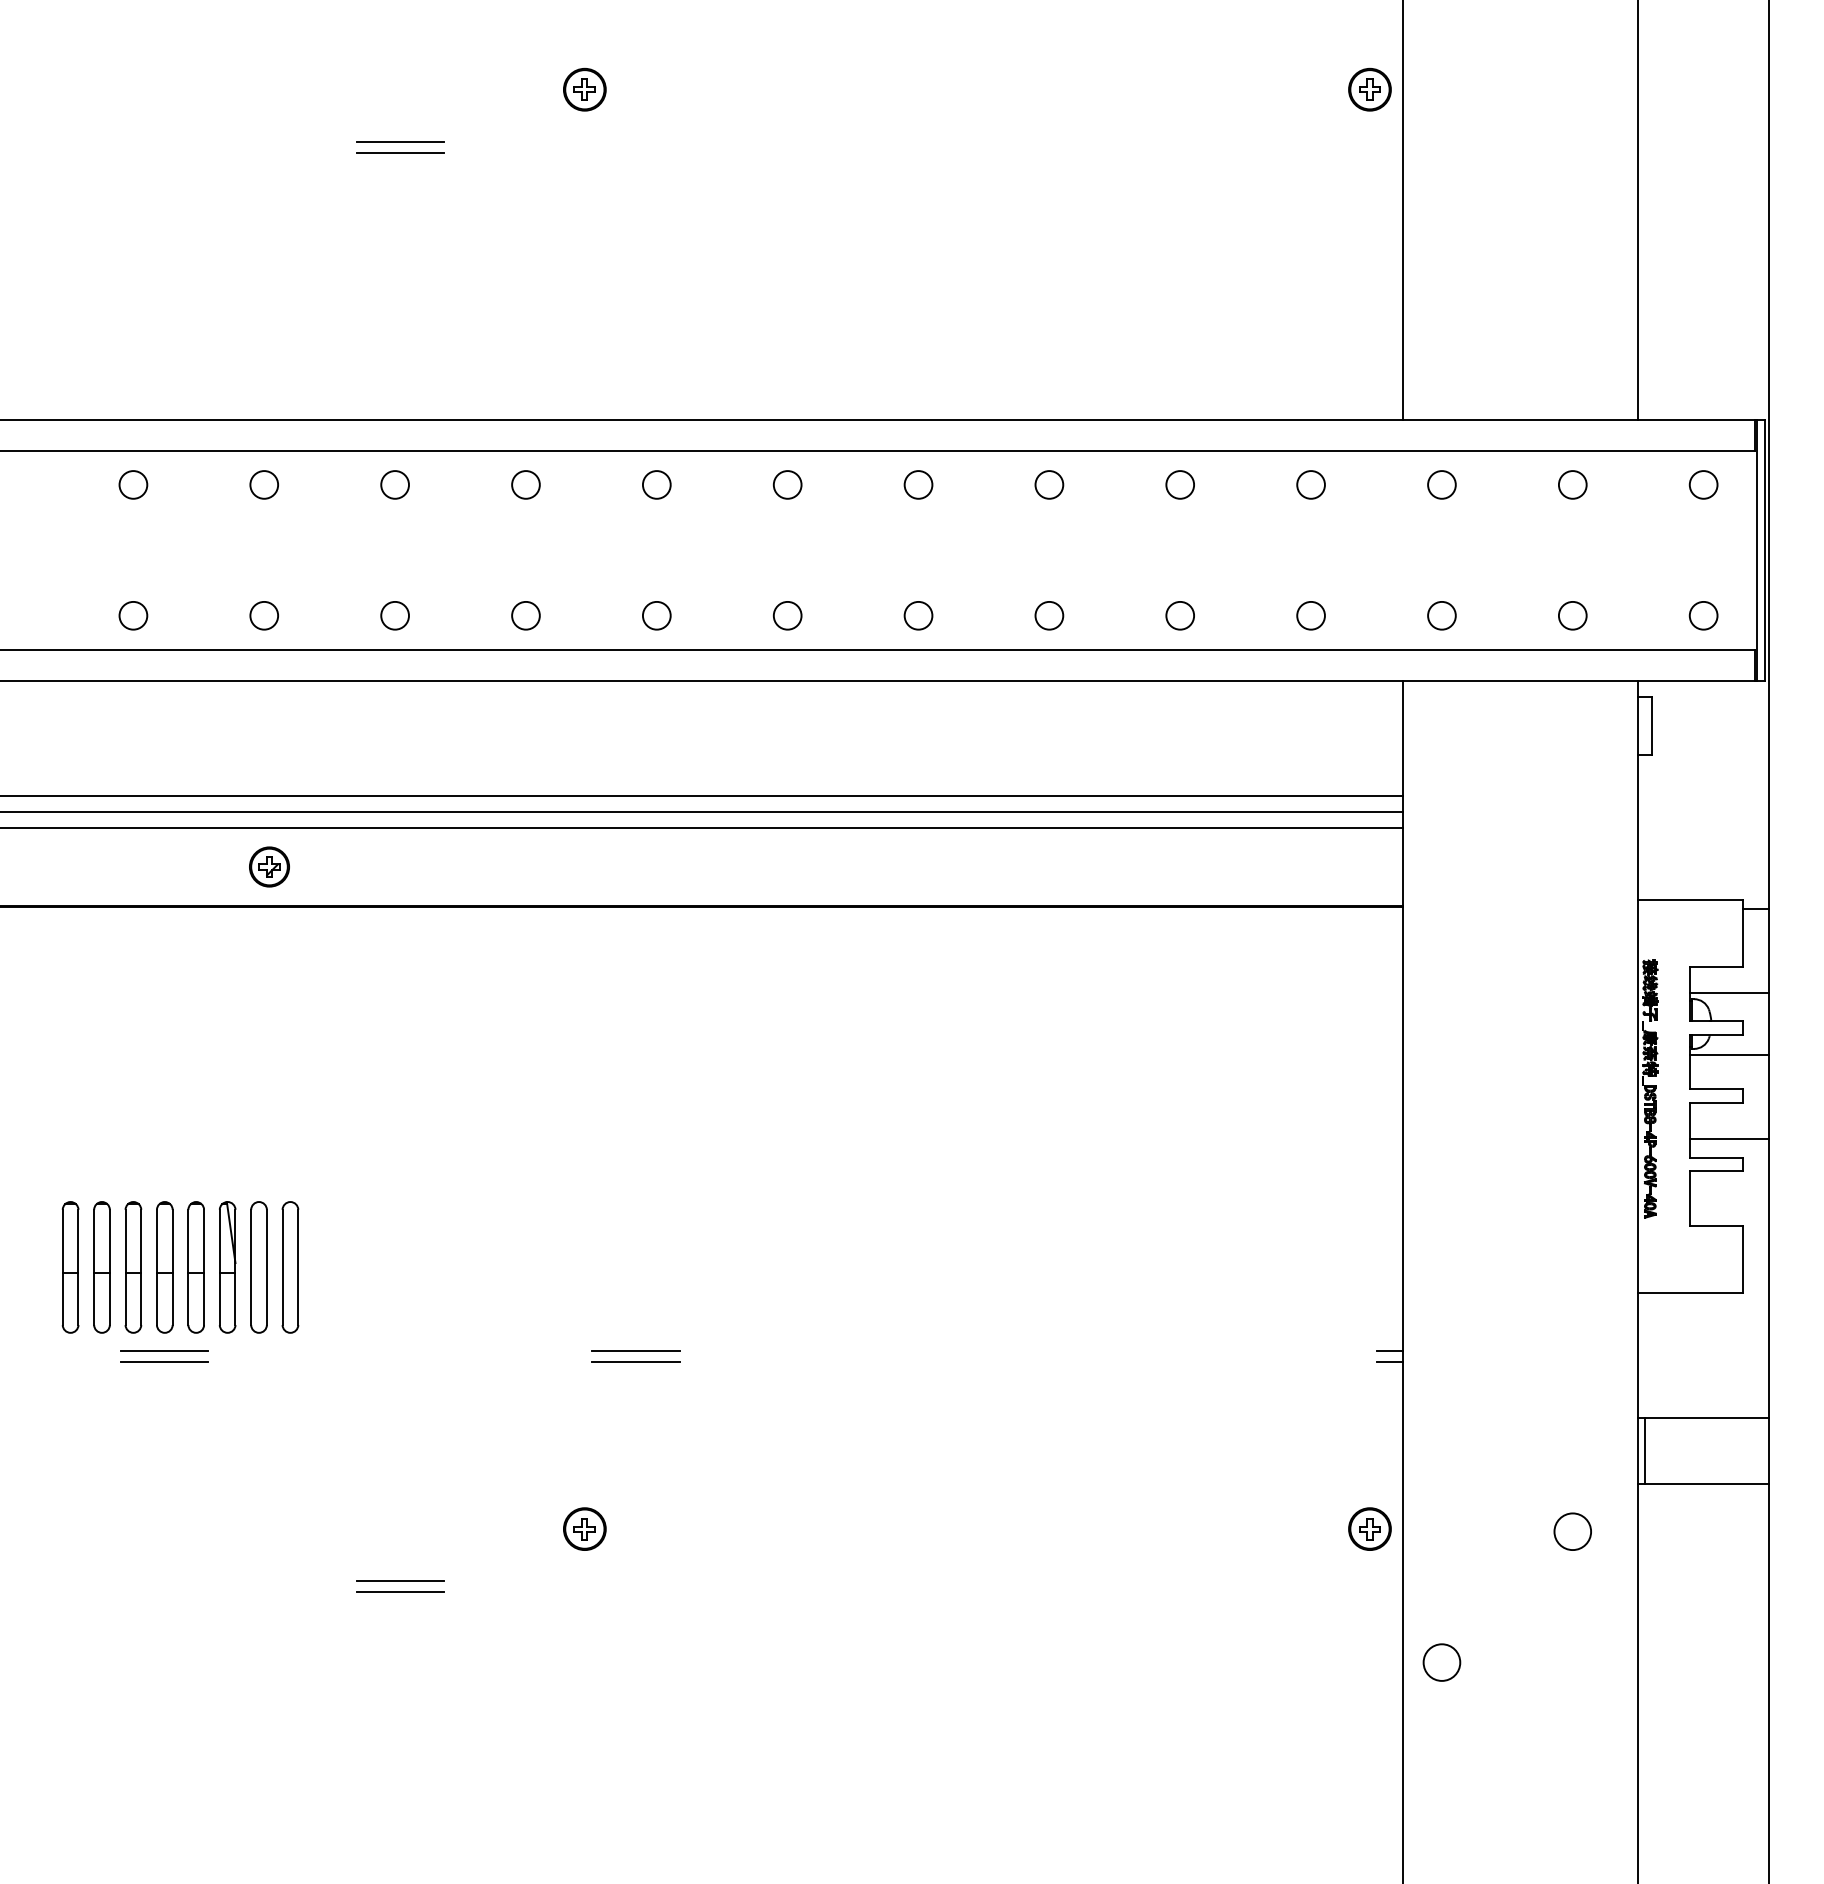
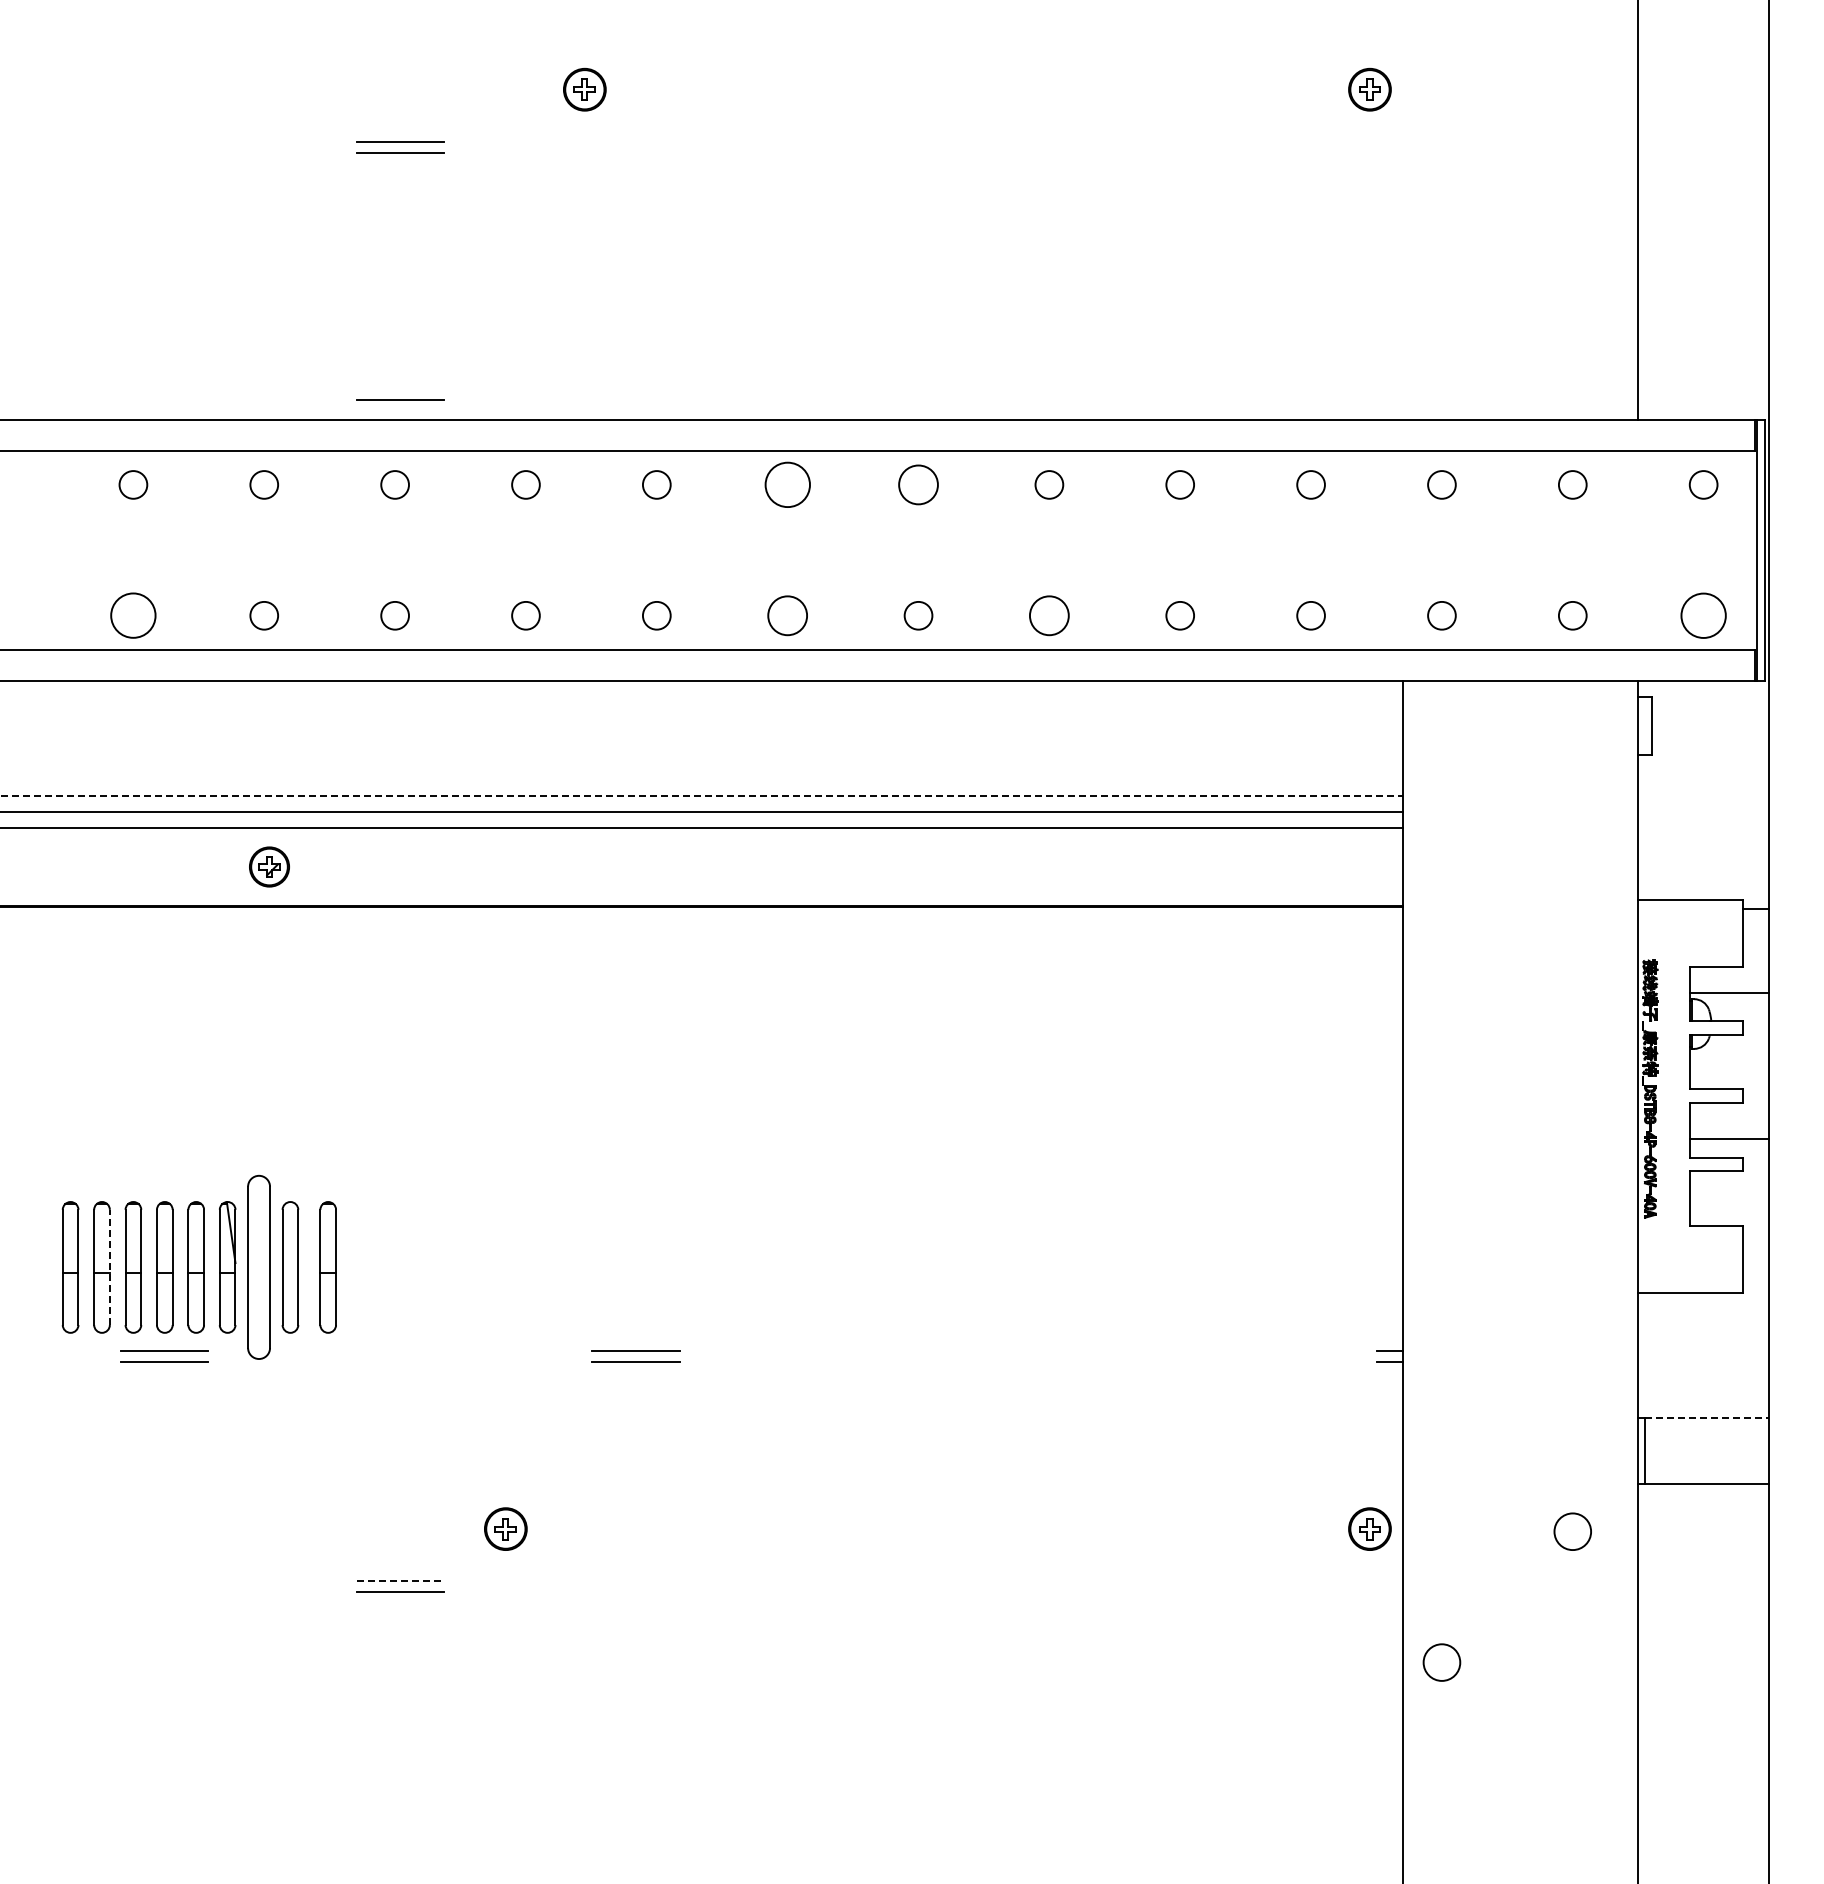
line: present -> none (1402, 210)
line: none -> present (400, 399)
circle size: 31x30 px -> 47x47 px (787, 484)
circle diameter: 28 px -> 39 px (918, 484)
circle size: 31x30 px -> 47x47 px (133, 615)
circle diameter: 28 px -> 39 px (787, 615)
circle diameter: 28 px -> 39 px (1048, 615)
circle diameter: 28 px -> 44 px (1703, 615)
line: solid -> dashed (701, 796)
line: present -> none (1729, 1055)
line: solid -> dashed (109, 1267)
part size: 18x133 px -> 24x186 px (258, 1266)
part: none -> present (327, 1267)
line: solid -> dashed (1707, 1417)
part position: (584, 1528) -> (505, 1528) (505, 1528)
line: solid -> dashed (400, 1581)
